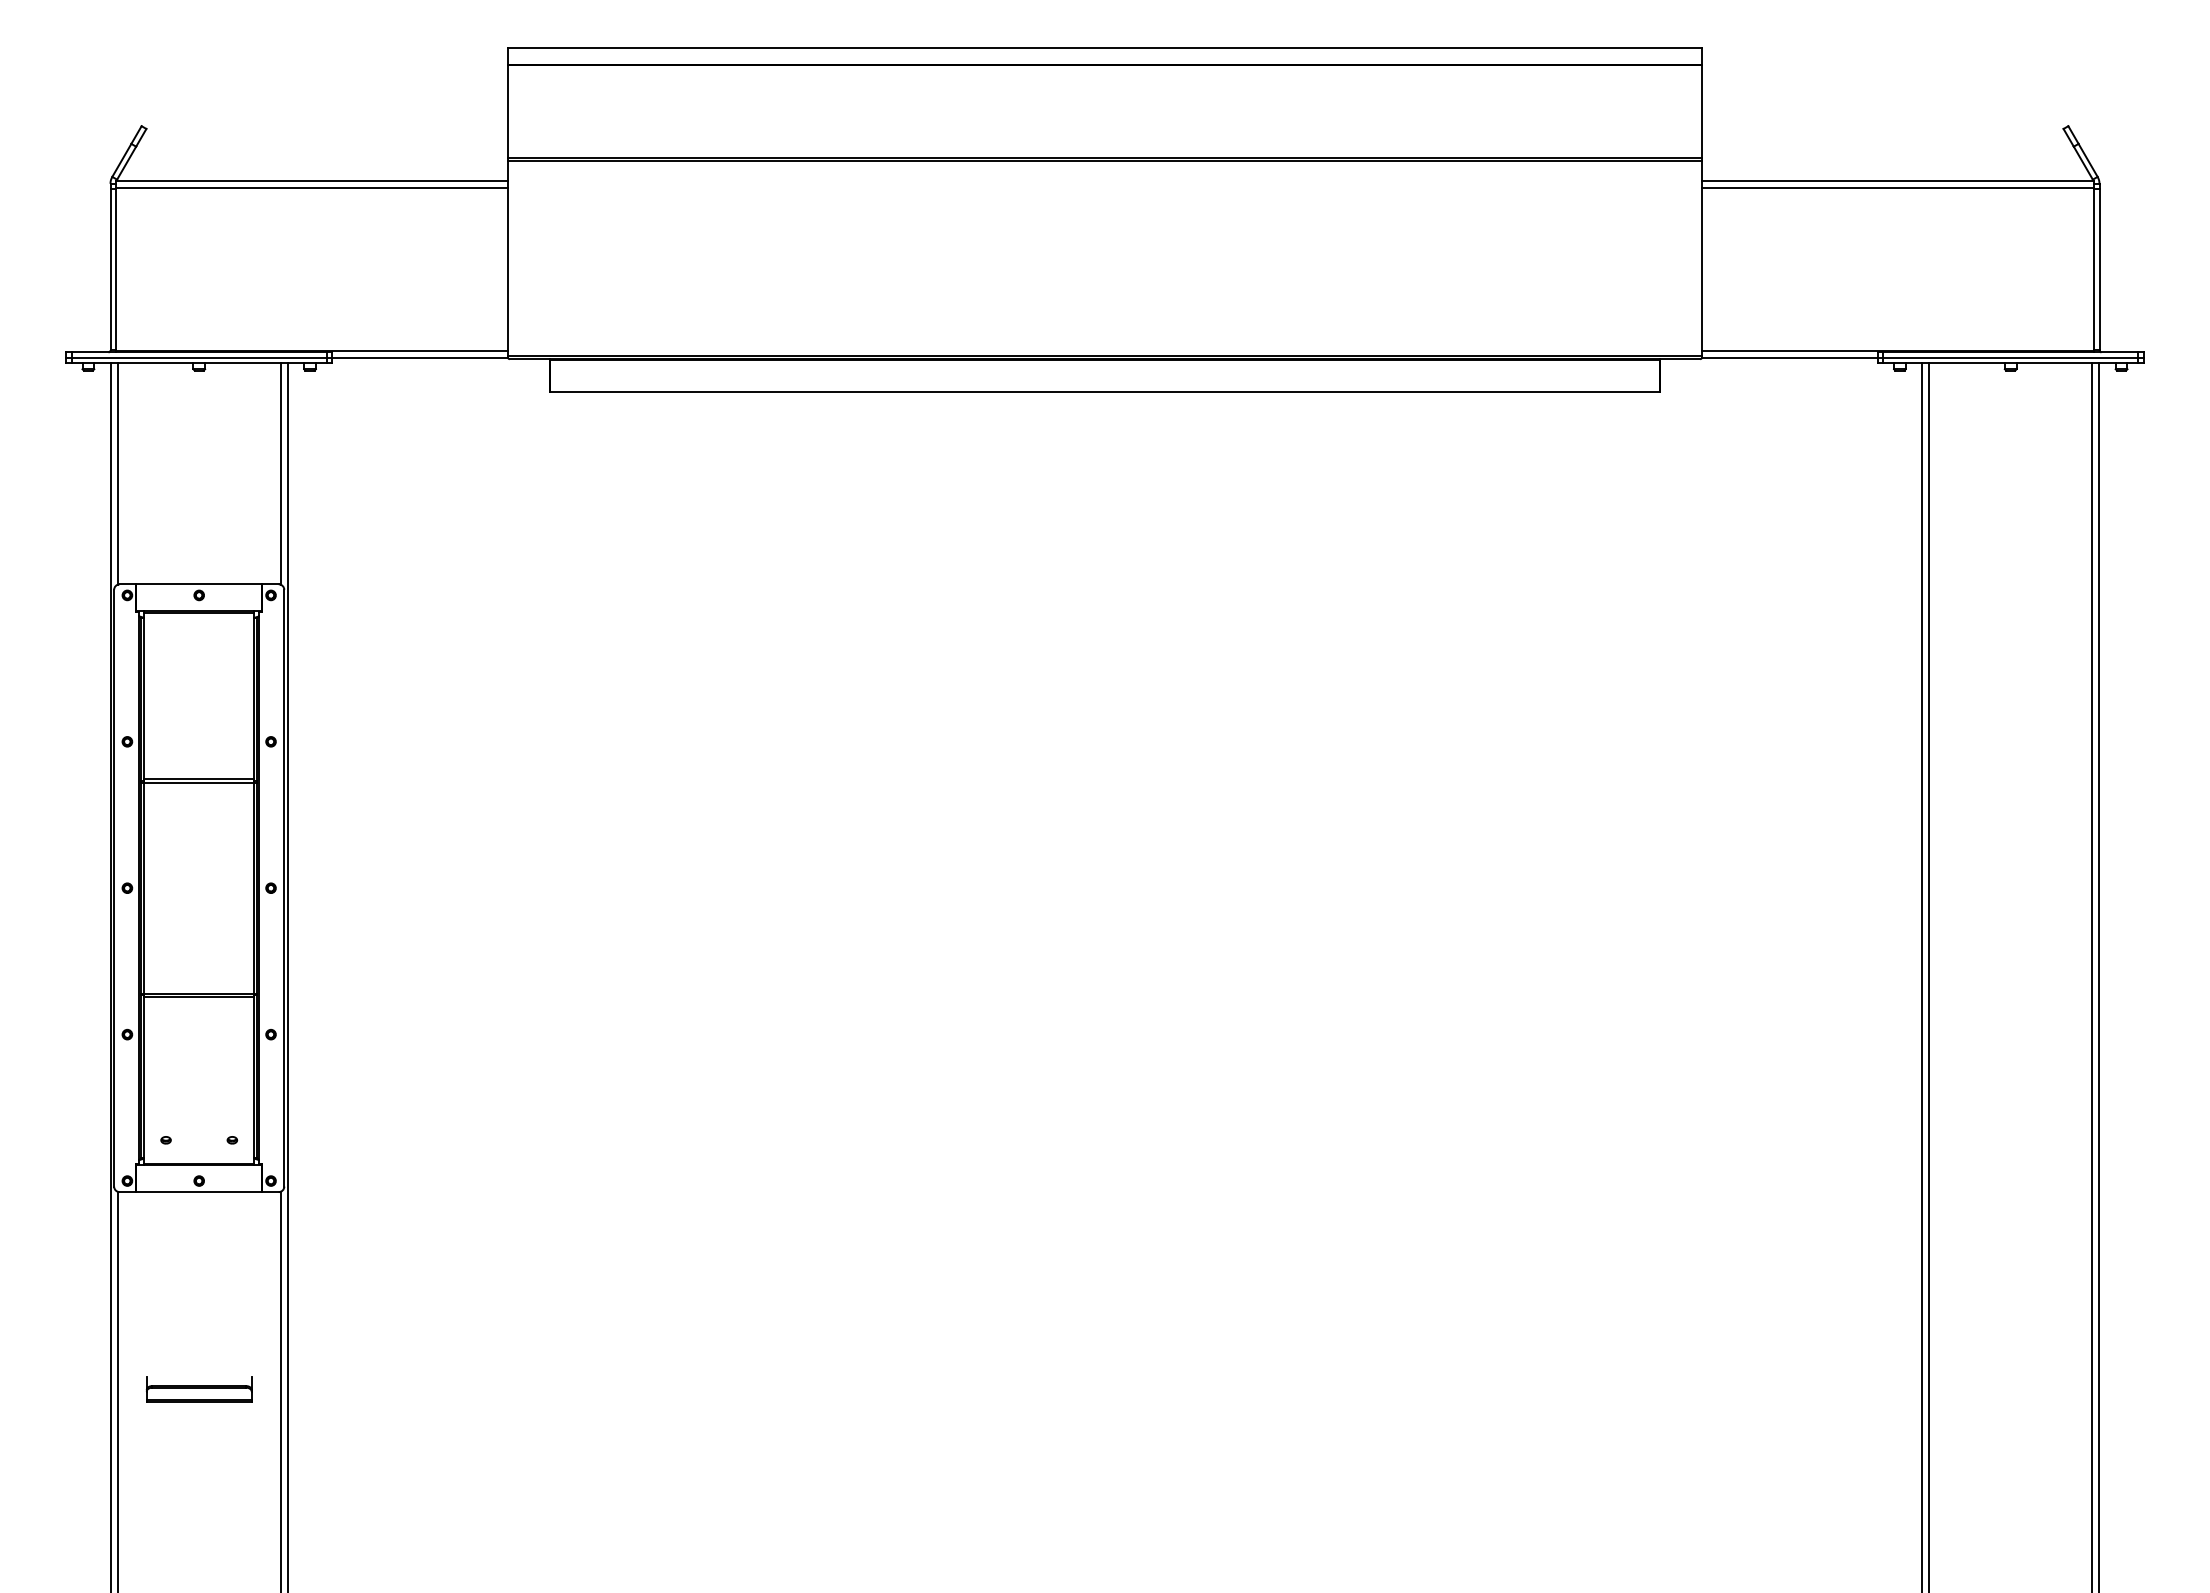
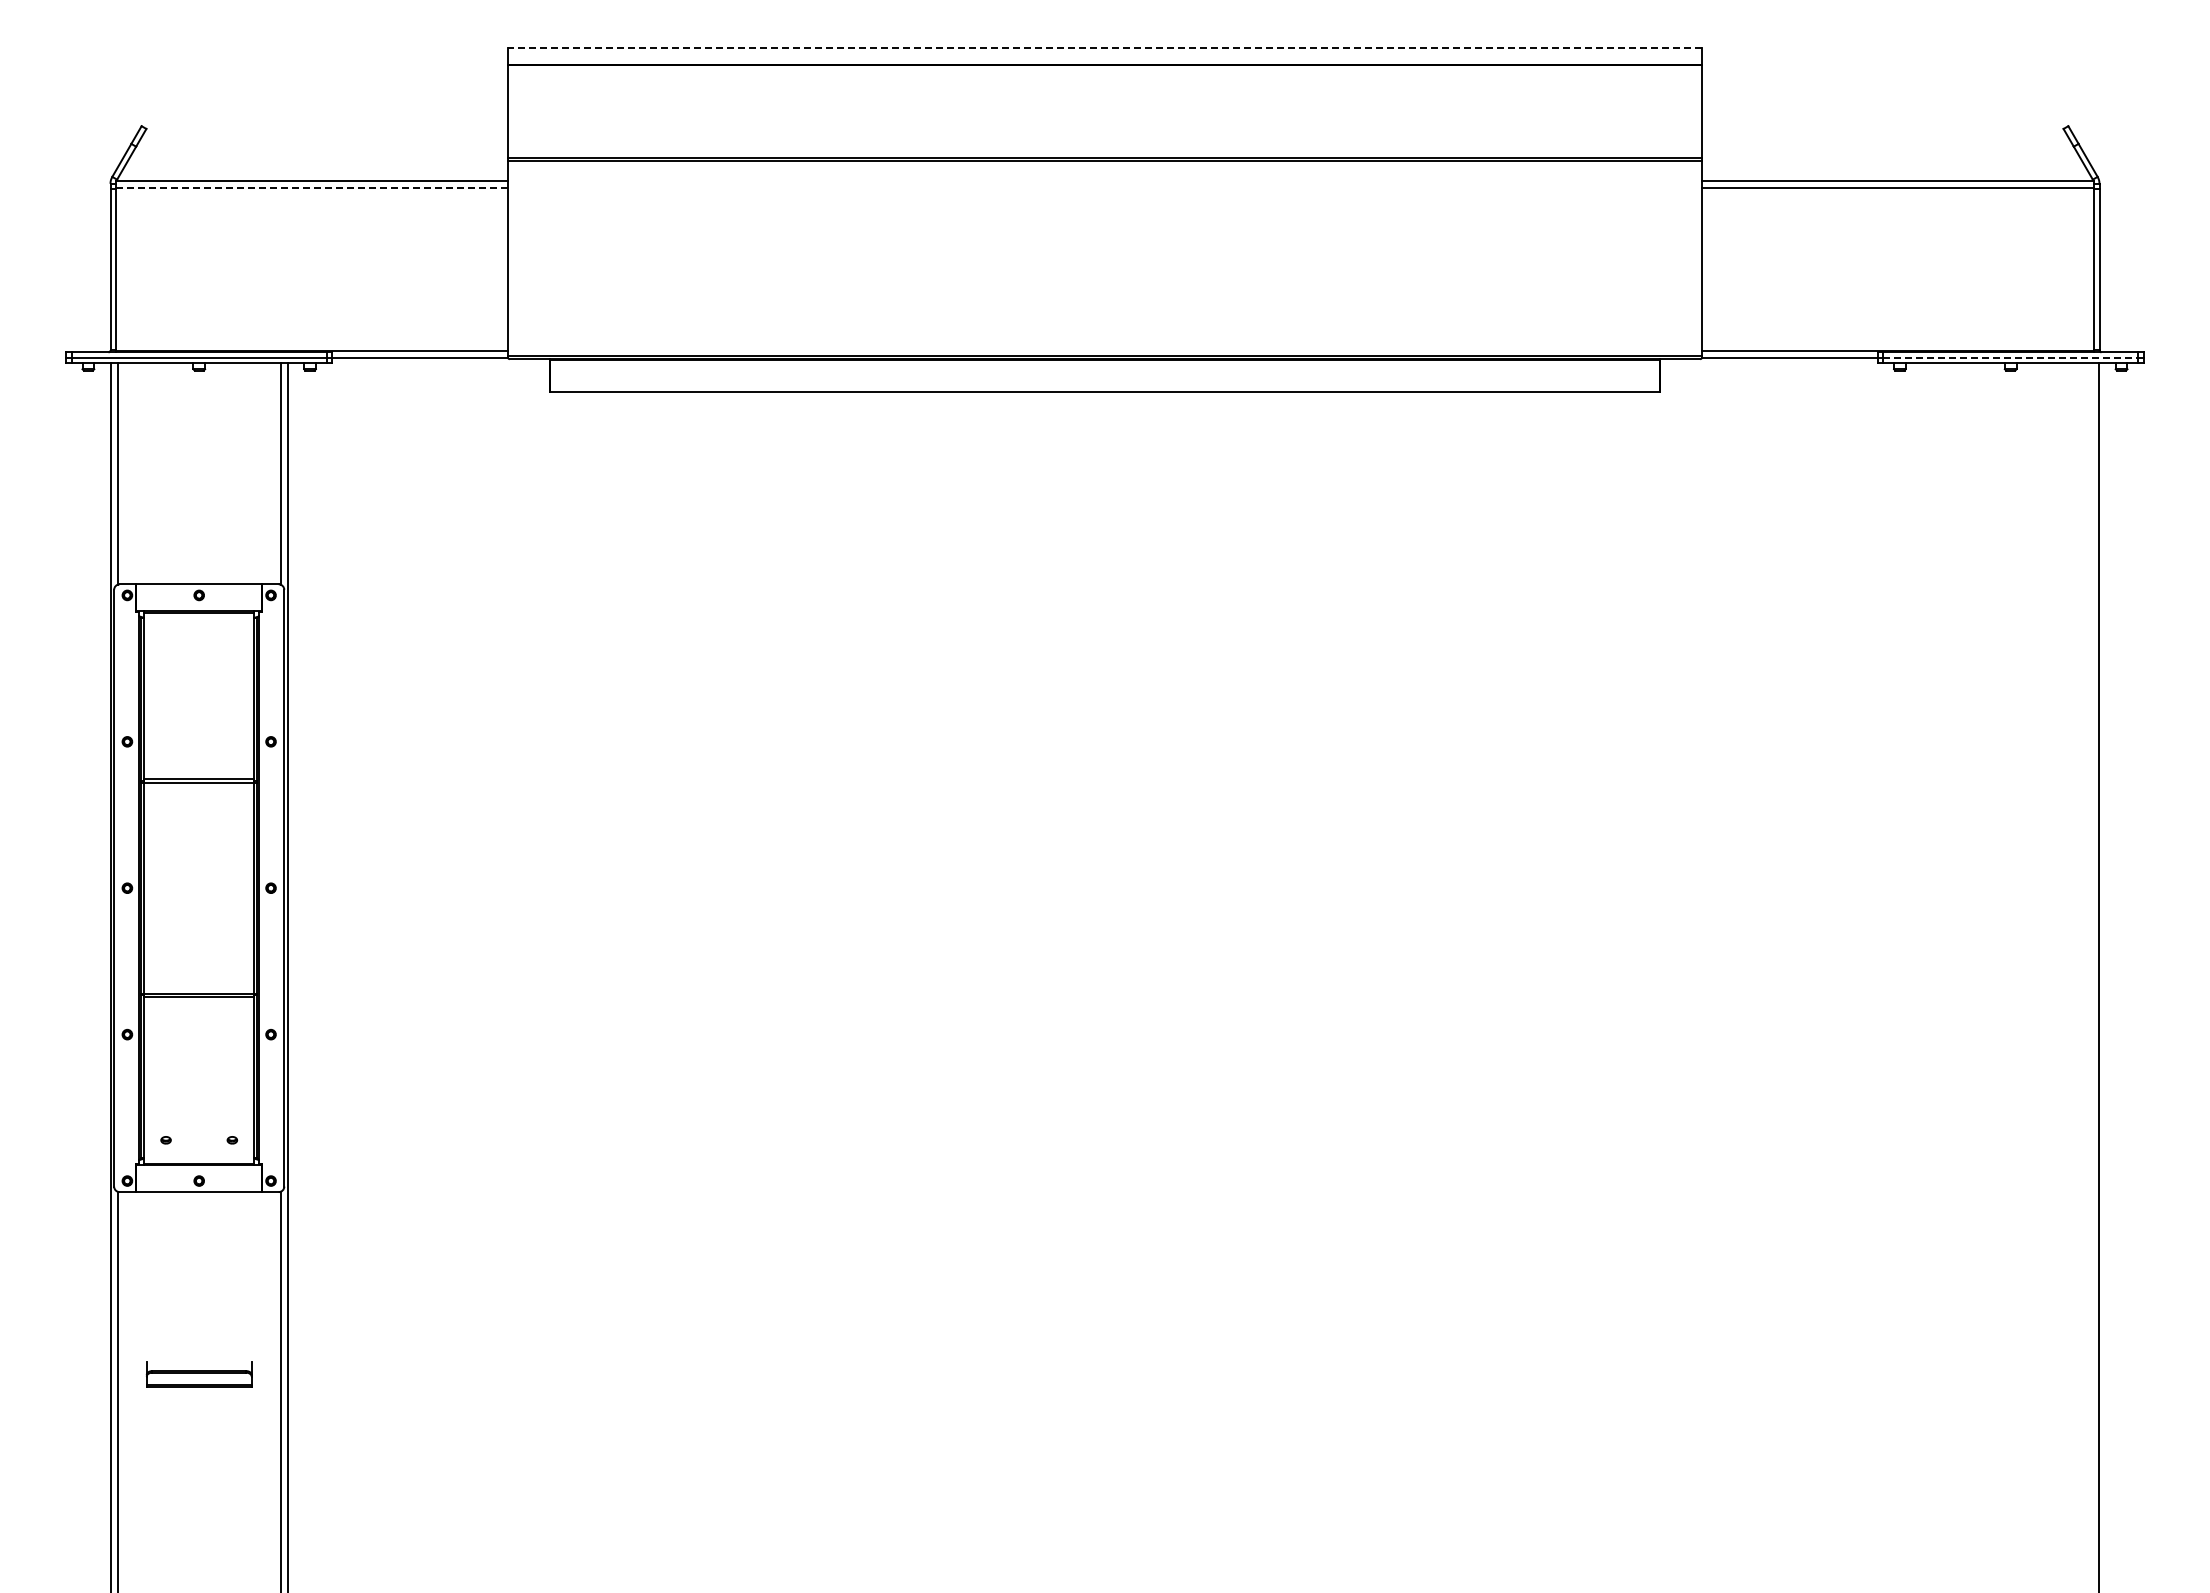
line: solid -> dashed (1105, 47)
line: solid -> dashed (312, 187)
line: solid -> dashed (2011, 357)
line: present -> none (1922, 976)
line: present -> none (1929, 976)
line: present -> none (2092, 976)
part position: (198, 1389) -> (198, 1374) (198, 1374)
